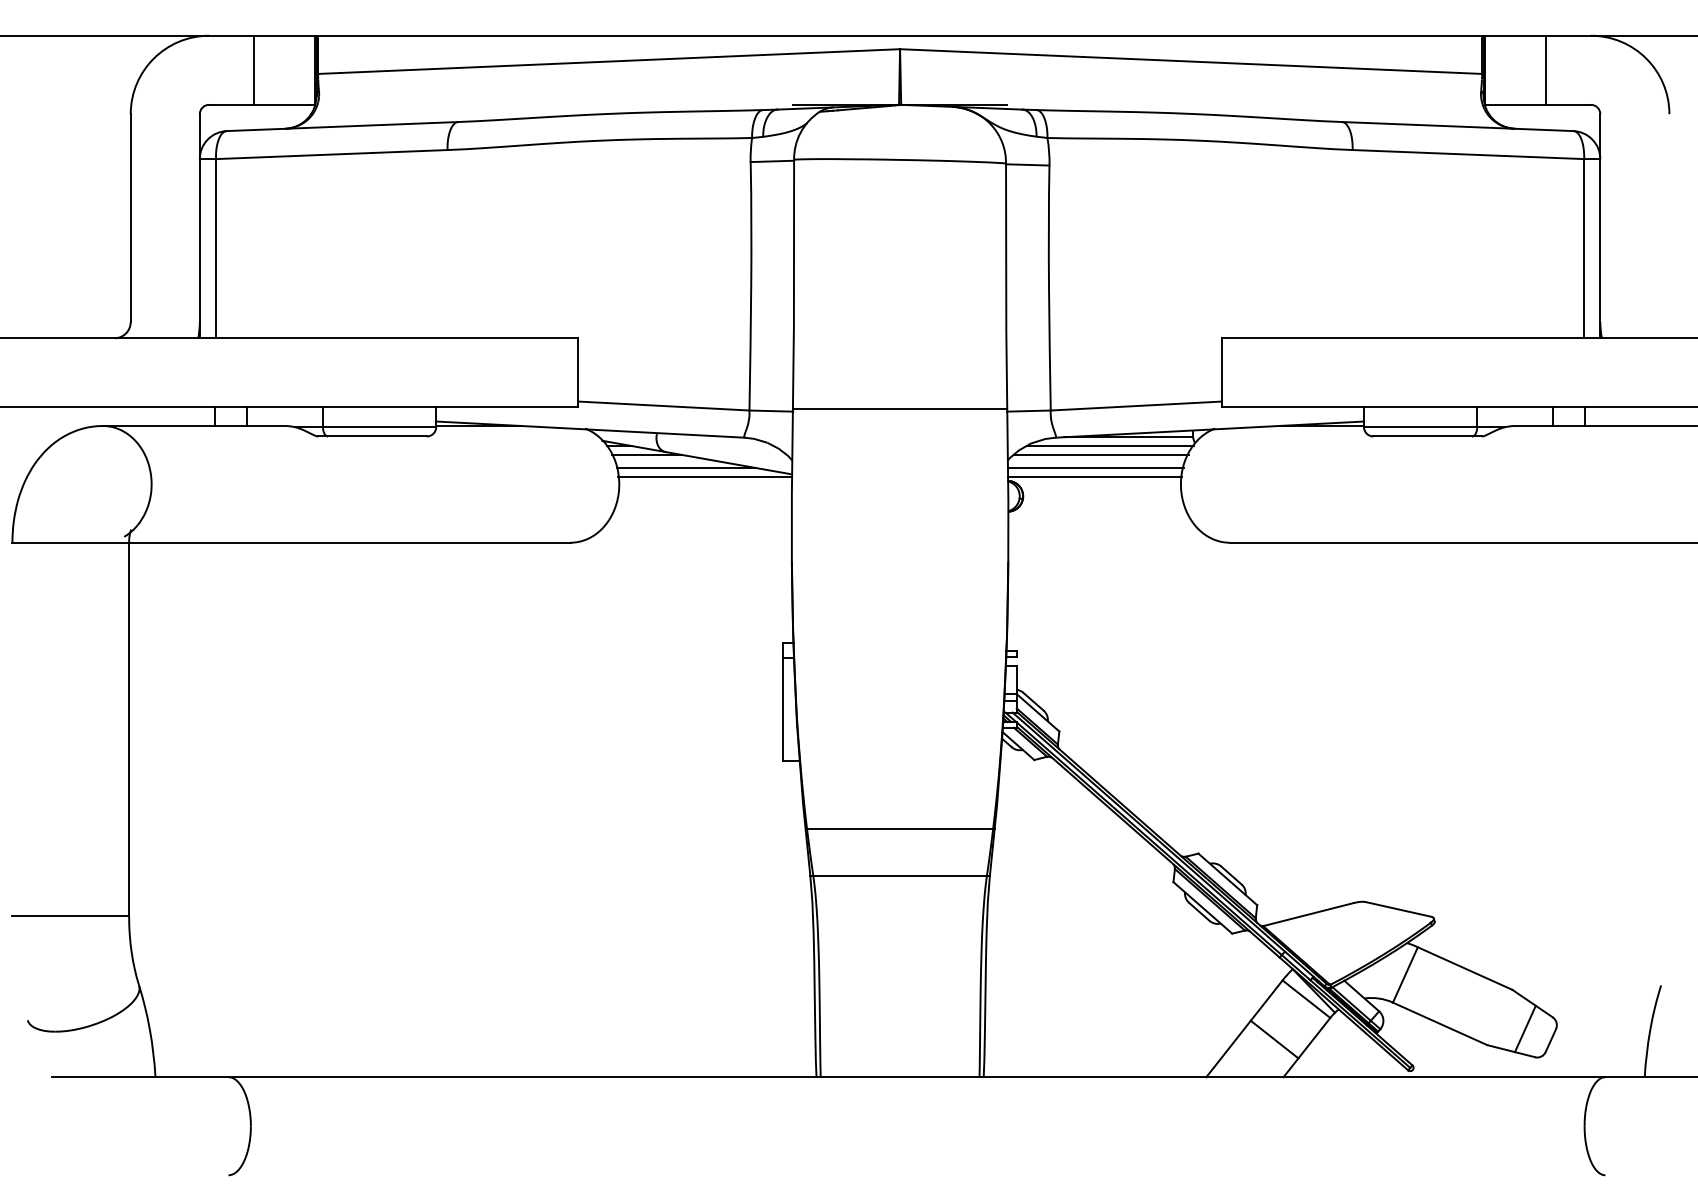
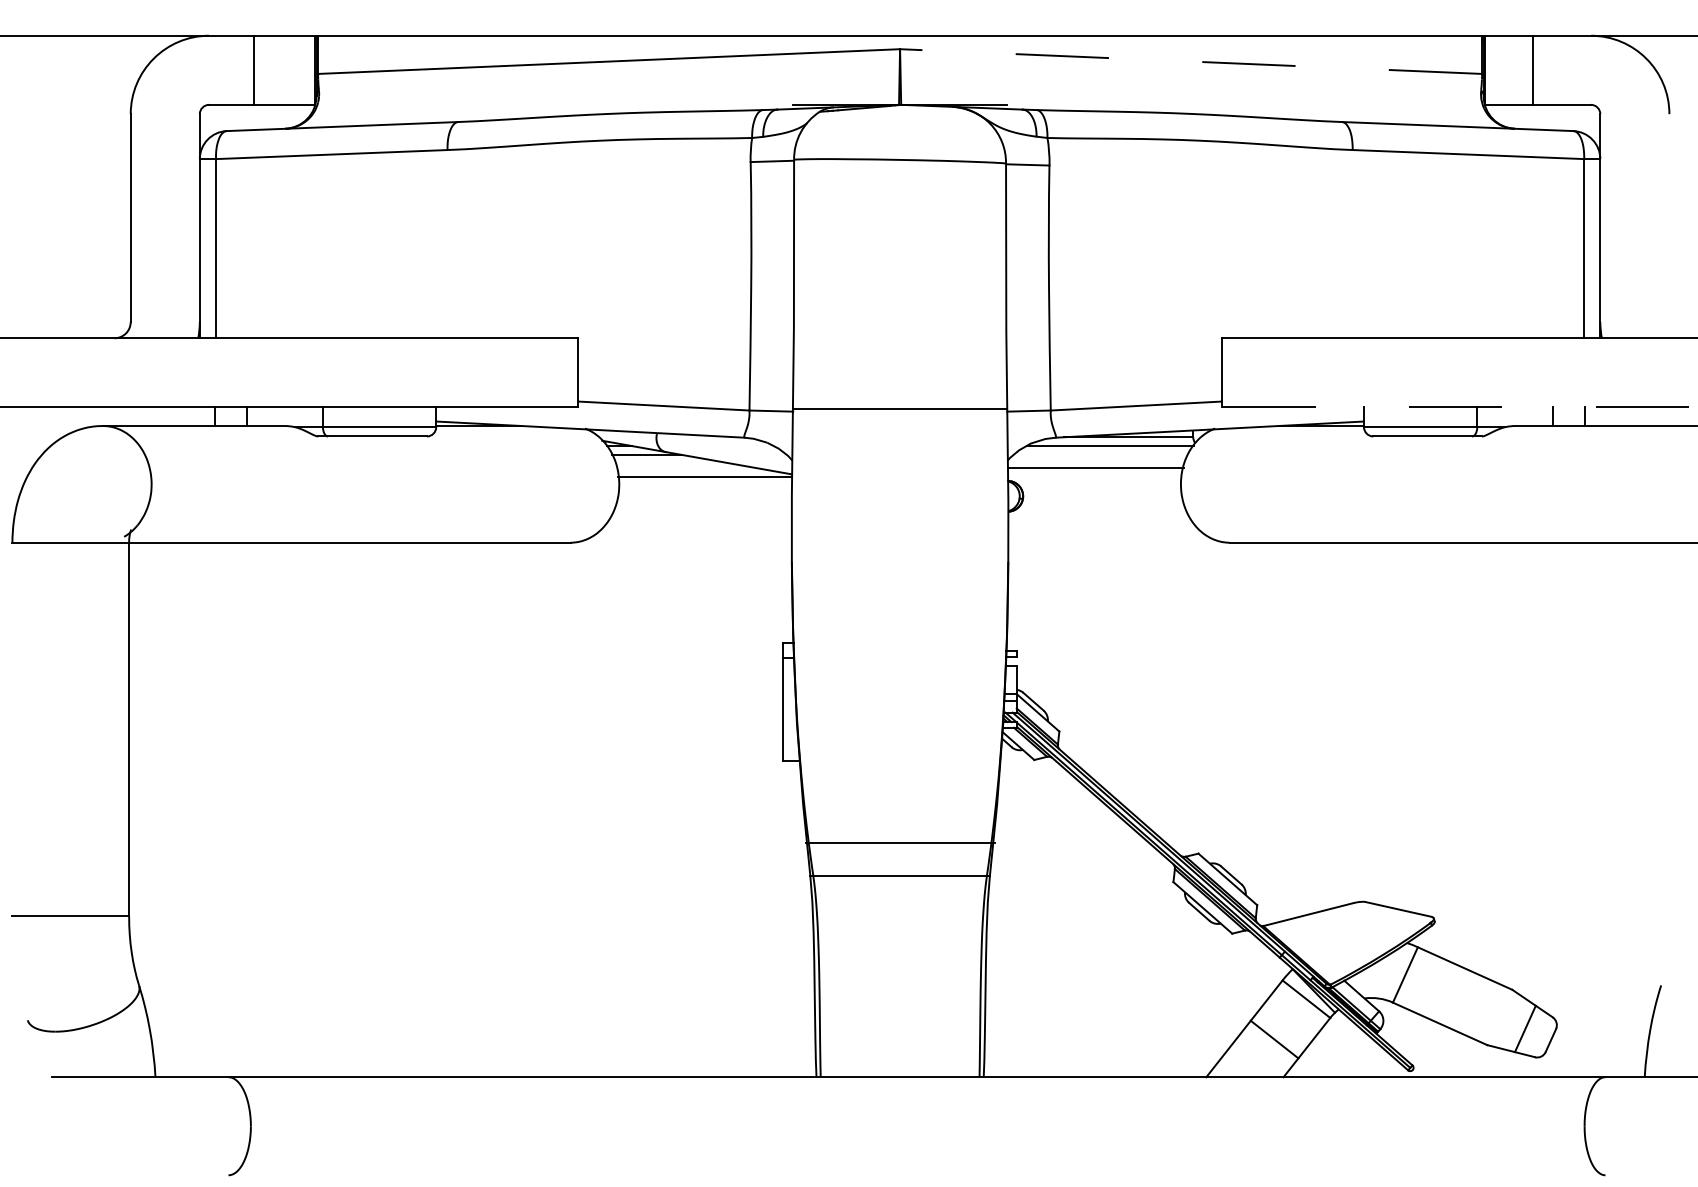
line: solid -> dashed (1190, 61)
line position: (1546, 69) -> (1533, 69) (1533, 69)
line: solid -> dashed (1460, 407)
line: present -> none (1100, 454)
line: present -> none (685, 468)
line: present -> none (1095, 477)
line position: (899, 829) -> (899, 843) (899, 843)
